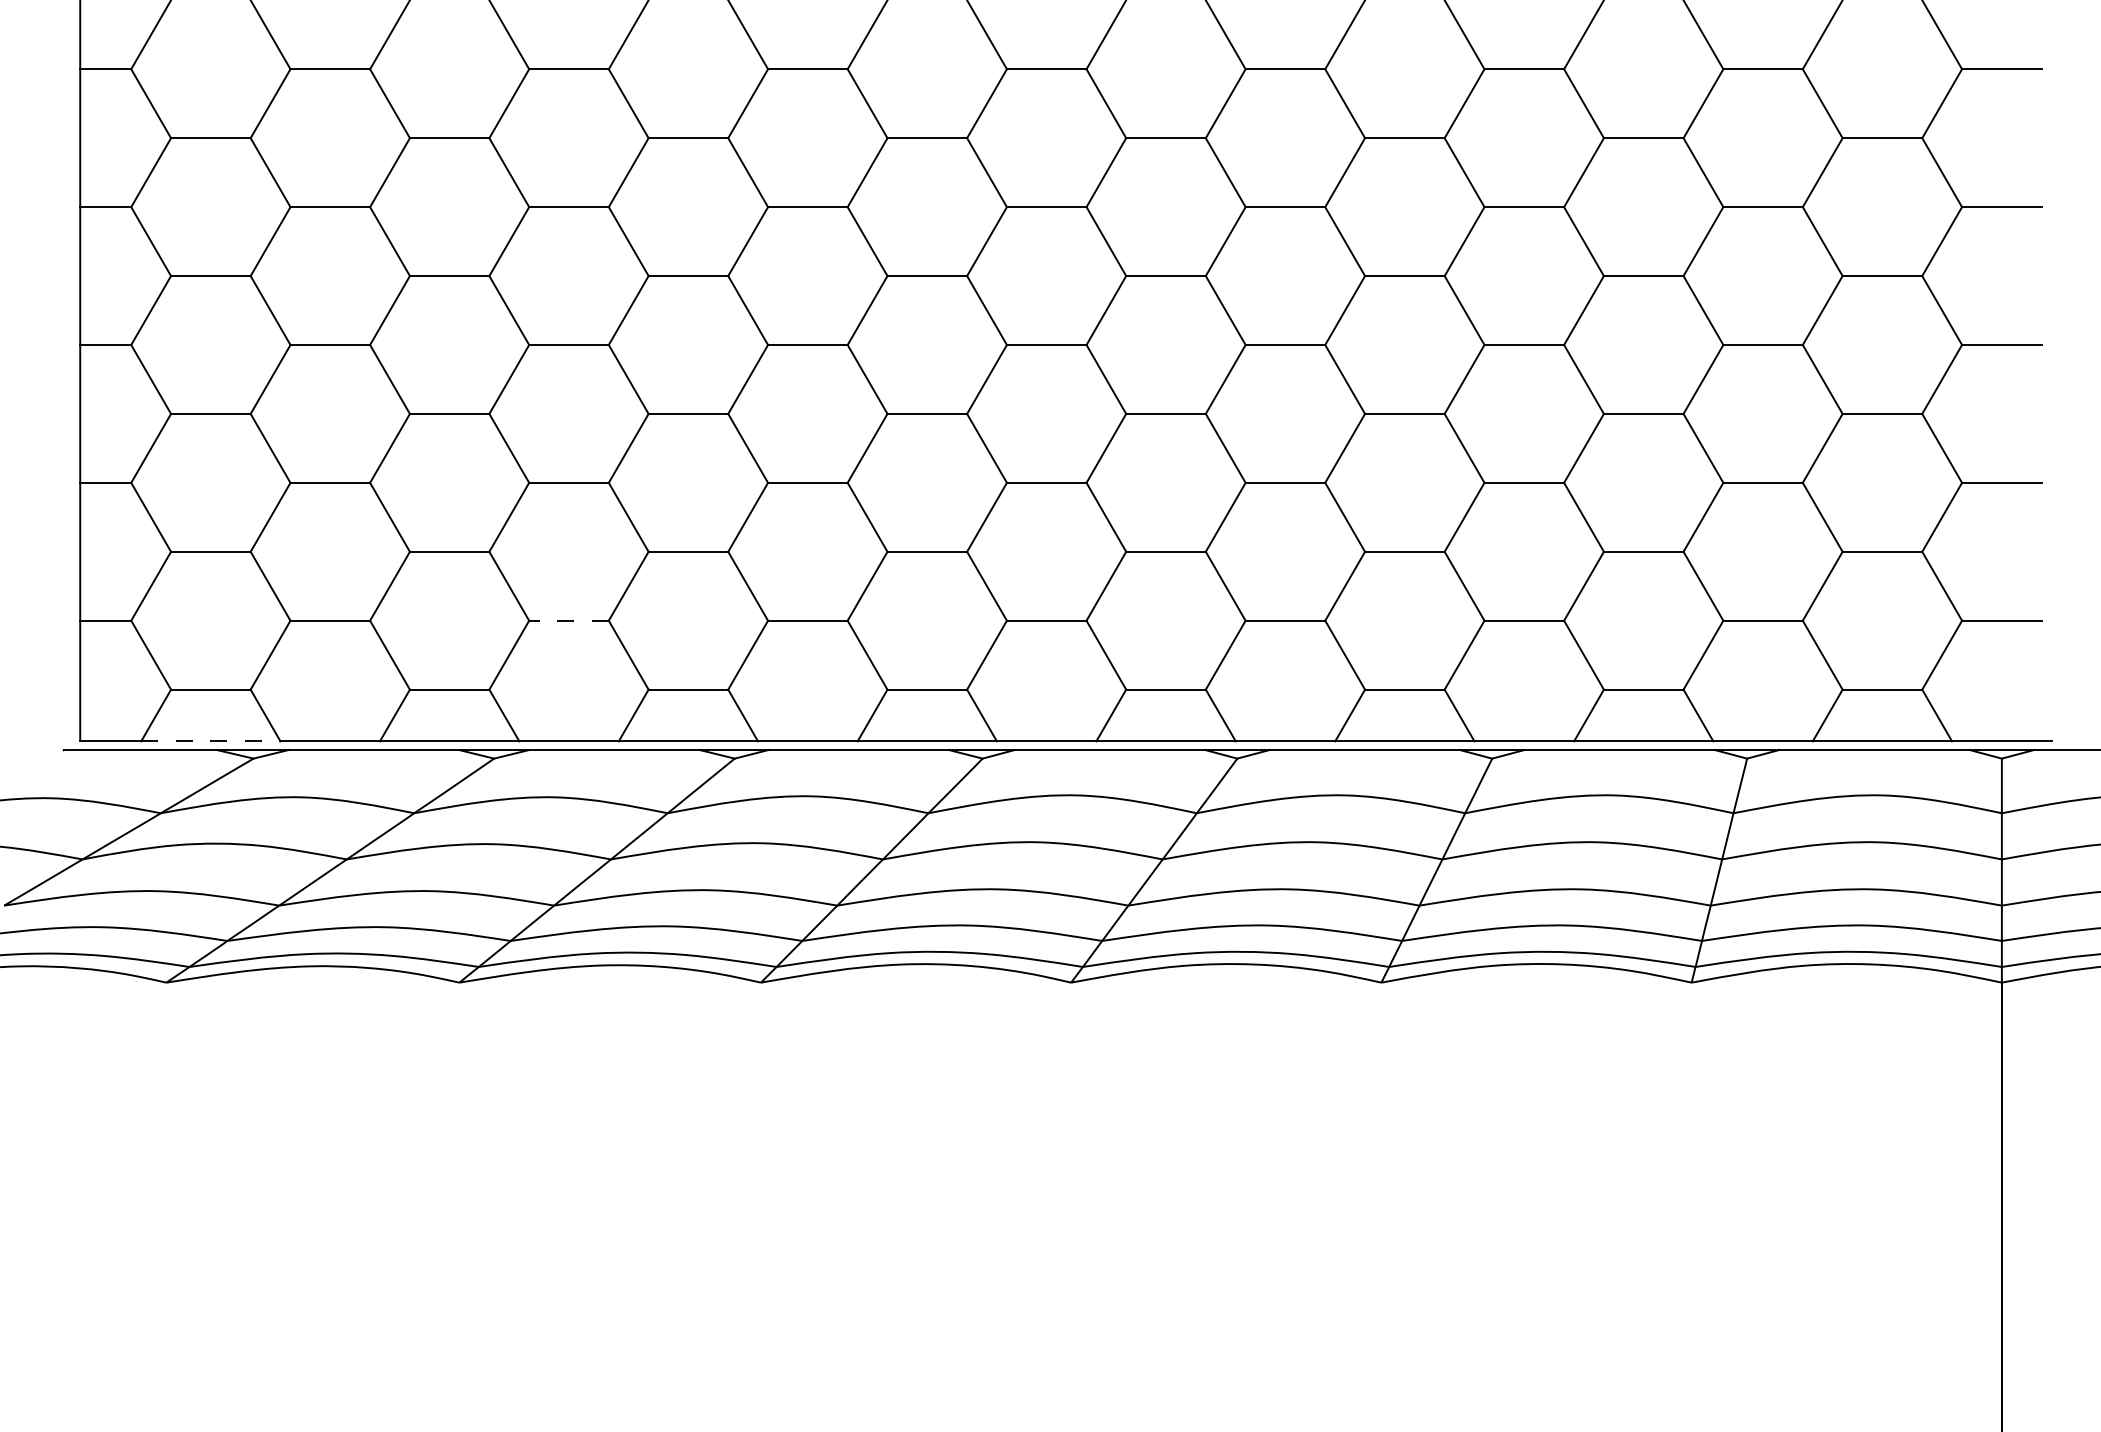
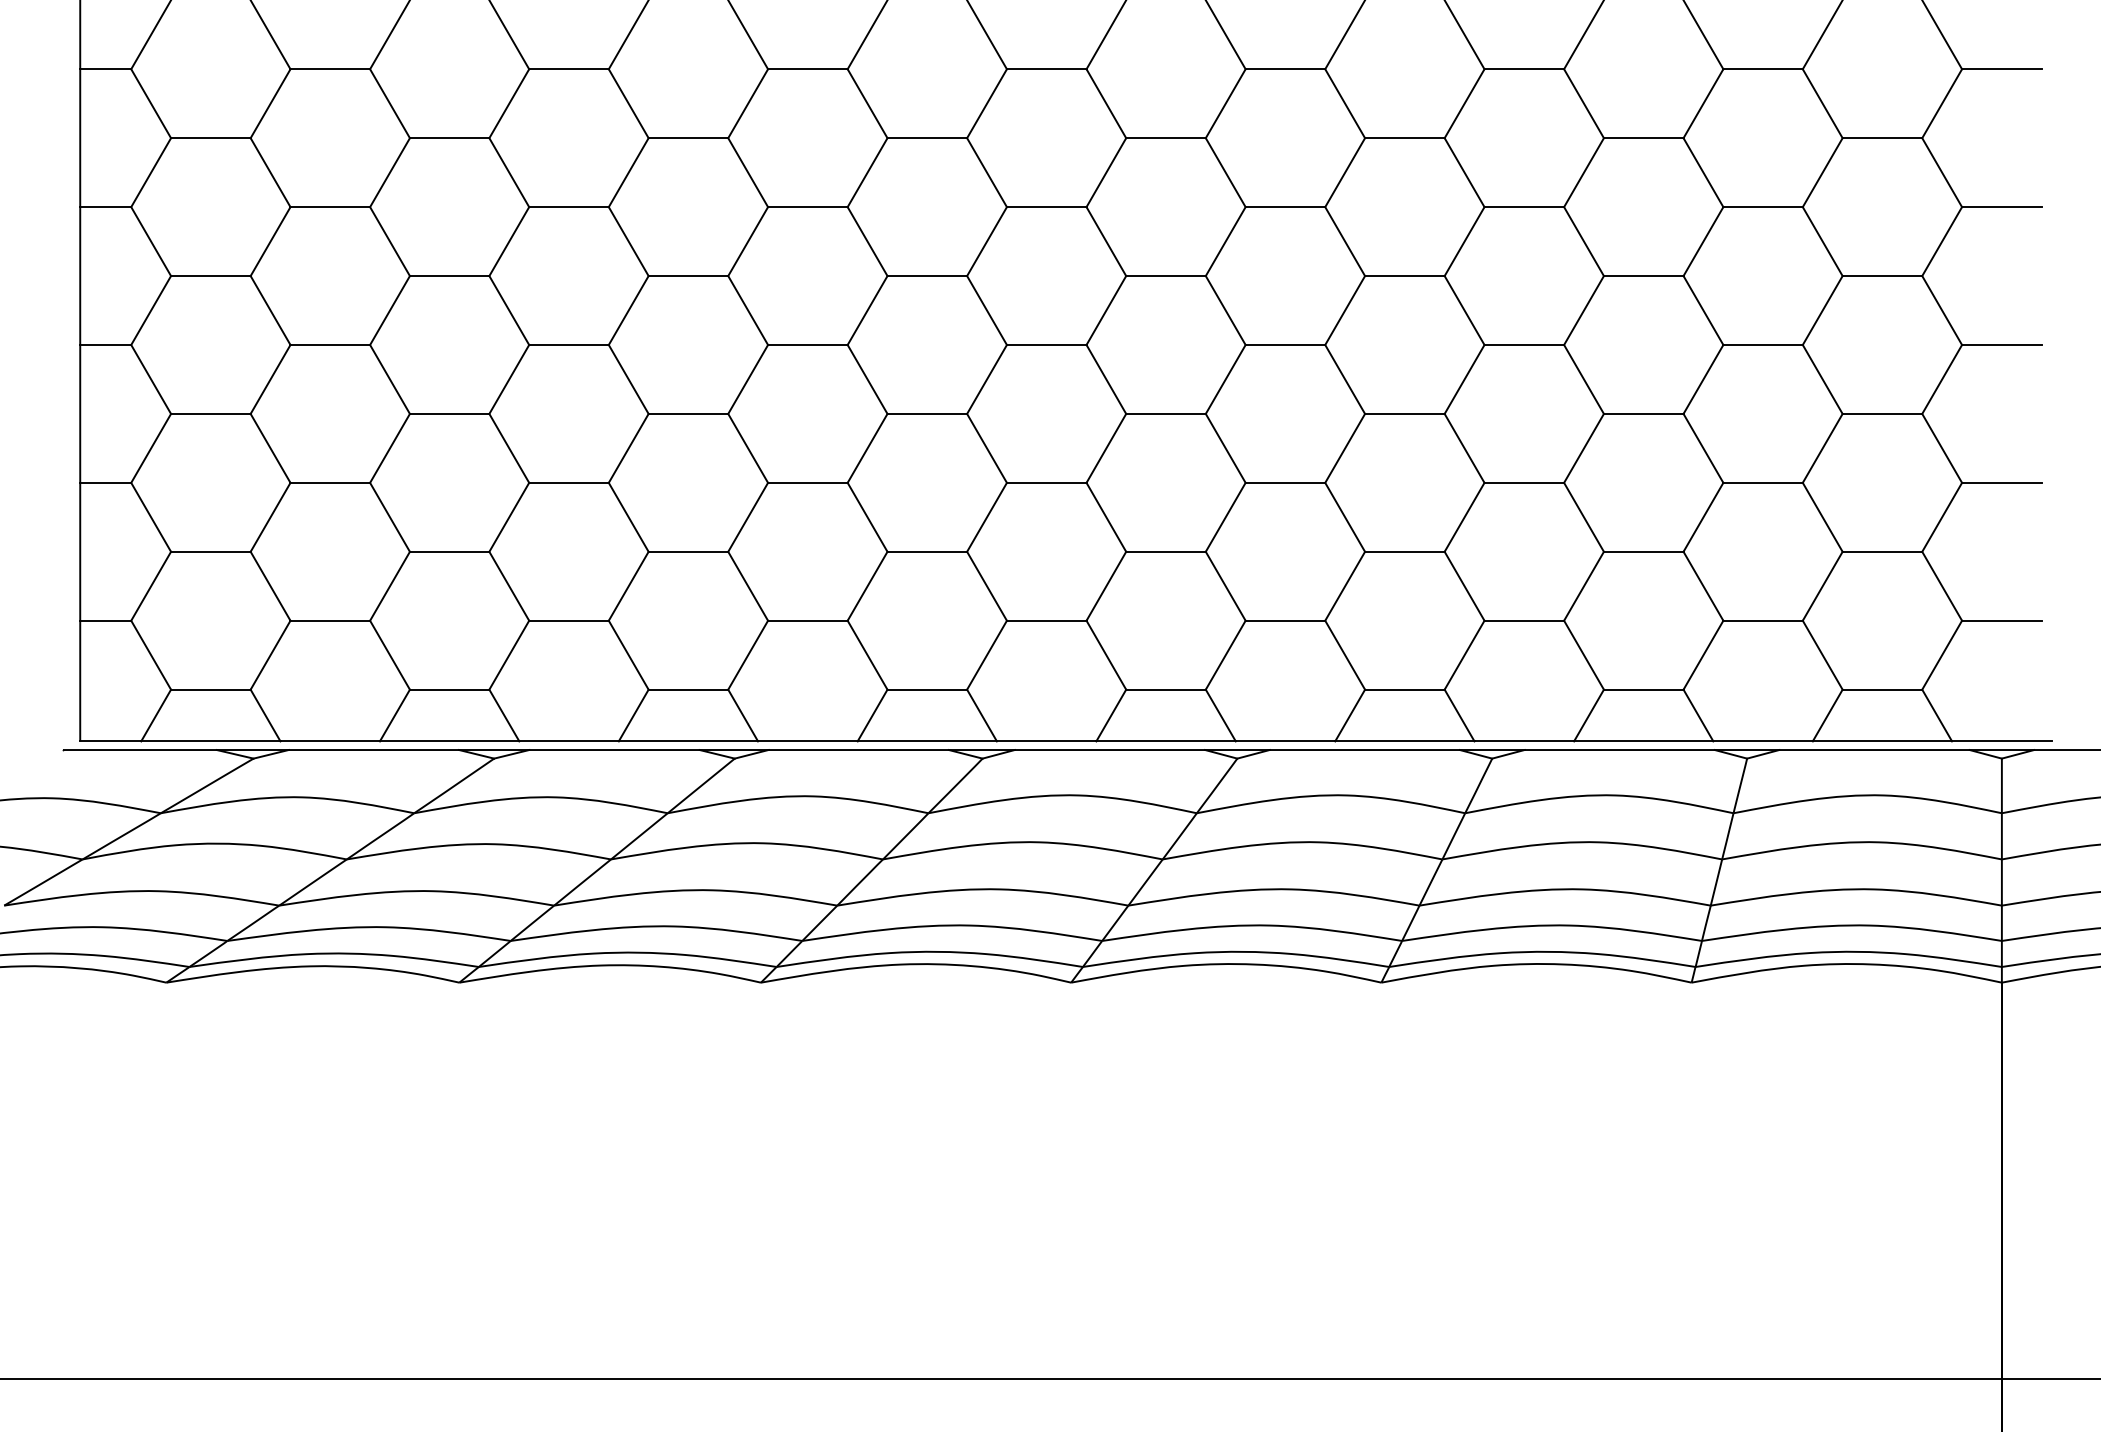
line: dashed -> solid (569, 620)
line: dashed -> solid (210, 741)
line: none -> present (1049, 1379)
